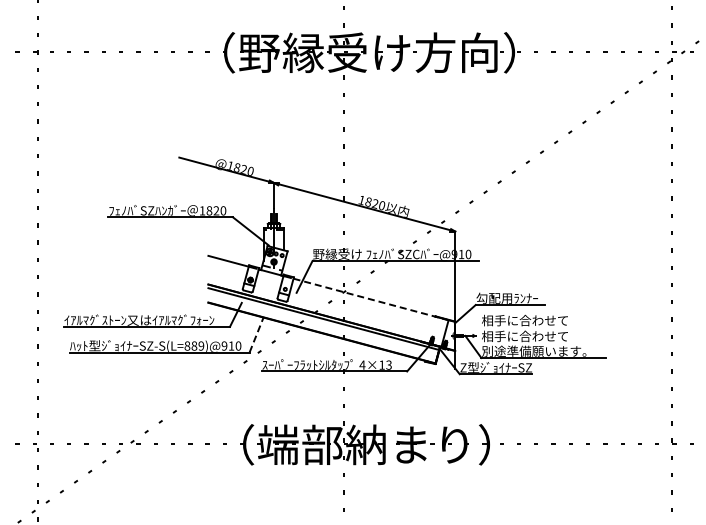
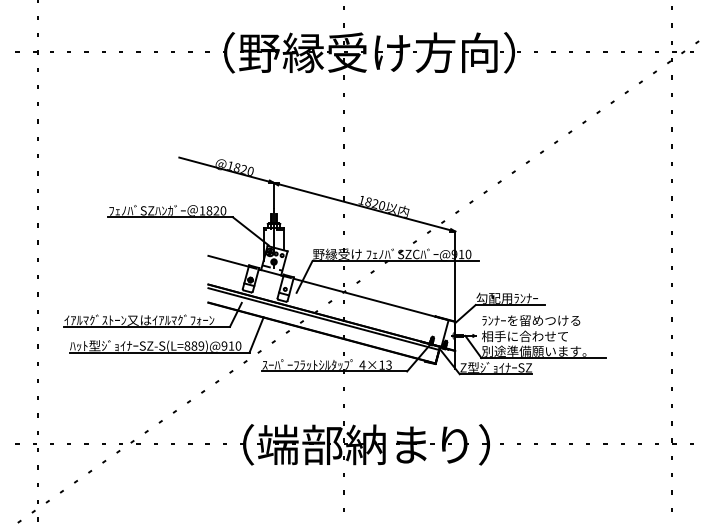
line: dashed -> solid (371, 299)
text: 相手に合わせて -> ﾗﾝﾅｰを留めつける (531, 320)
line: dashed -> solid (256, 334)
